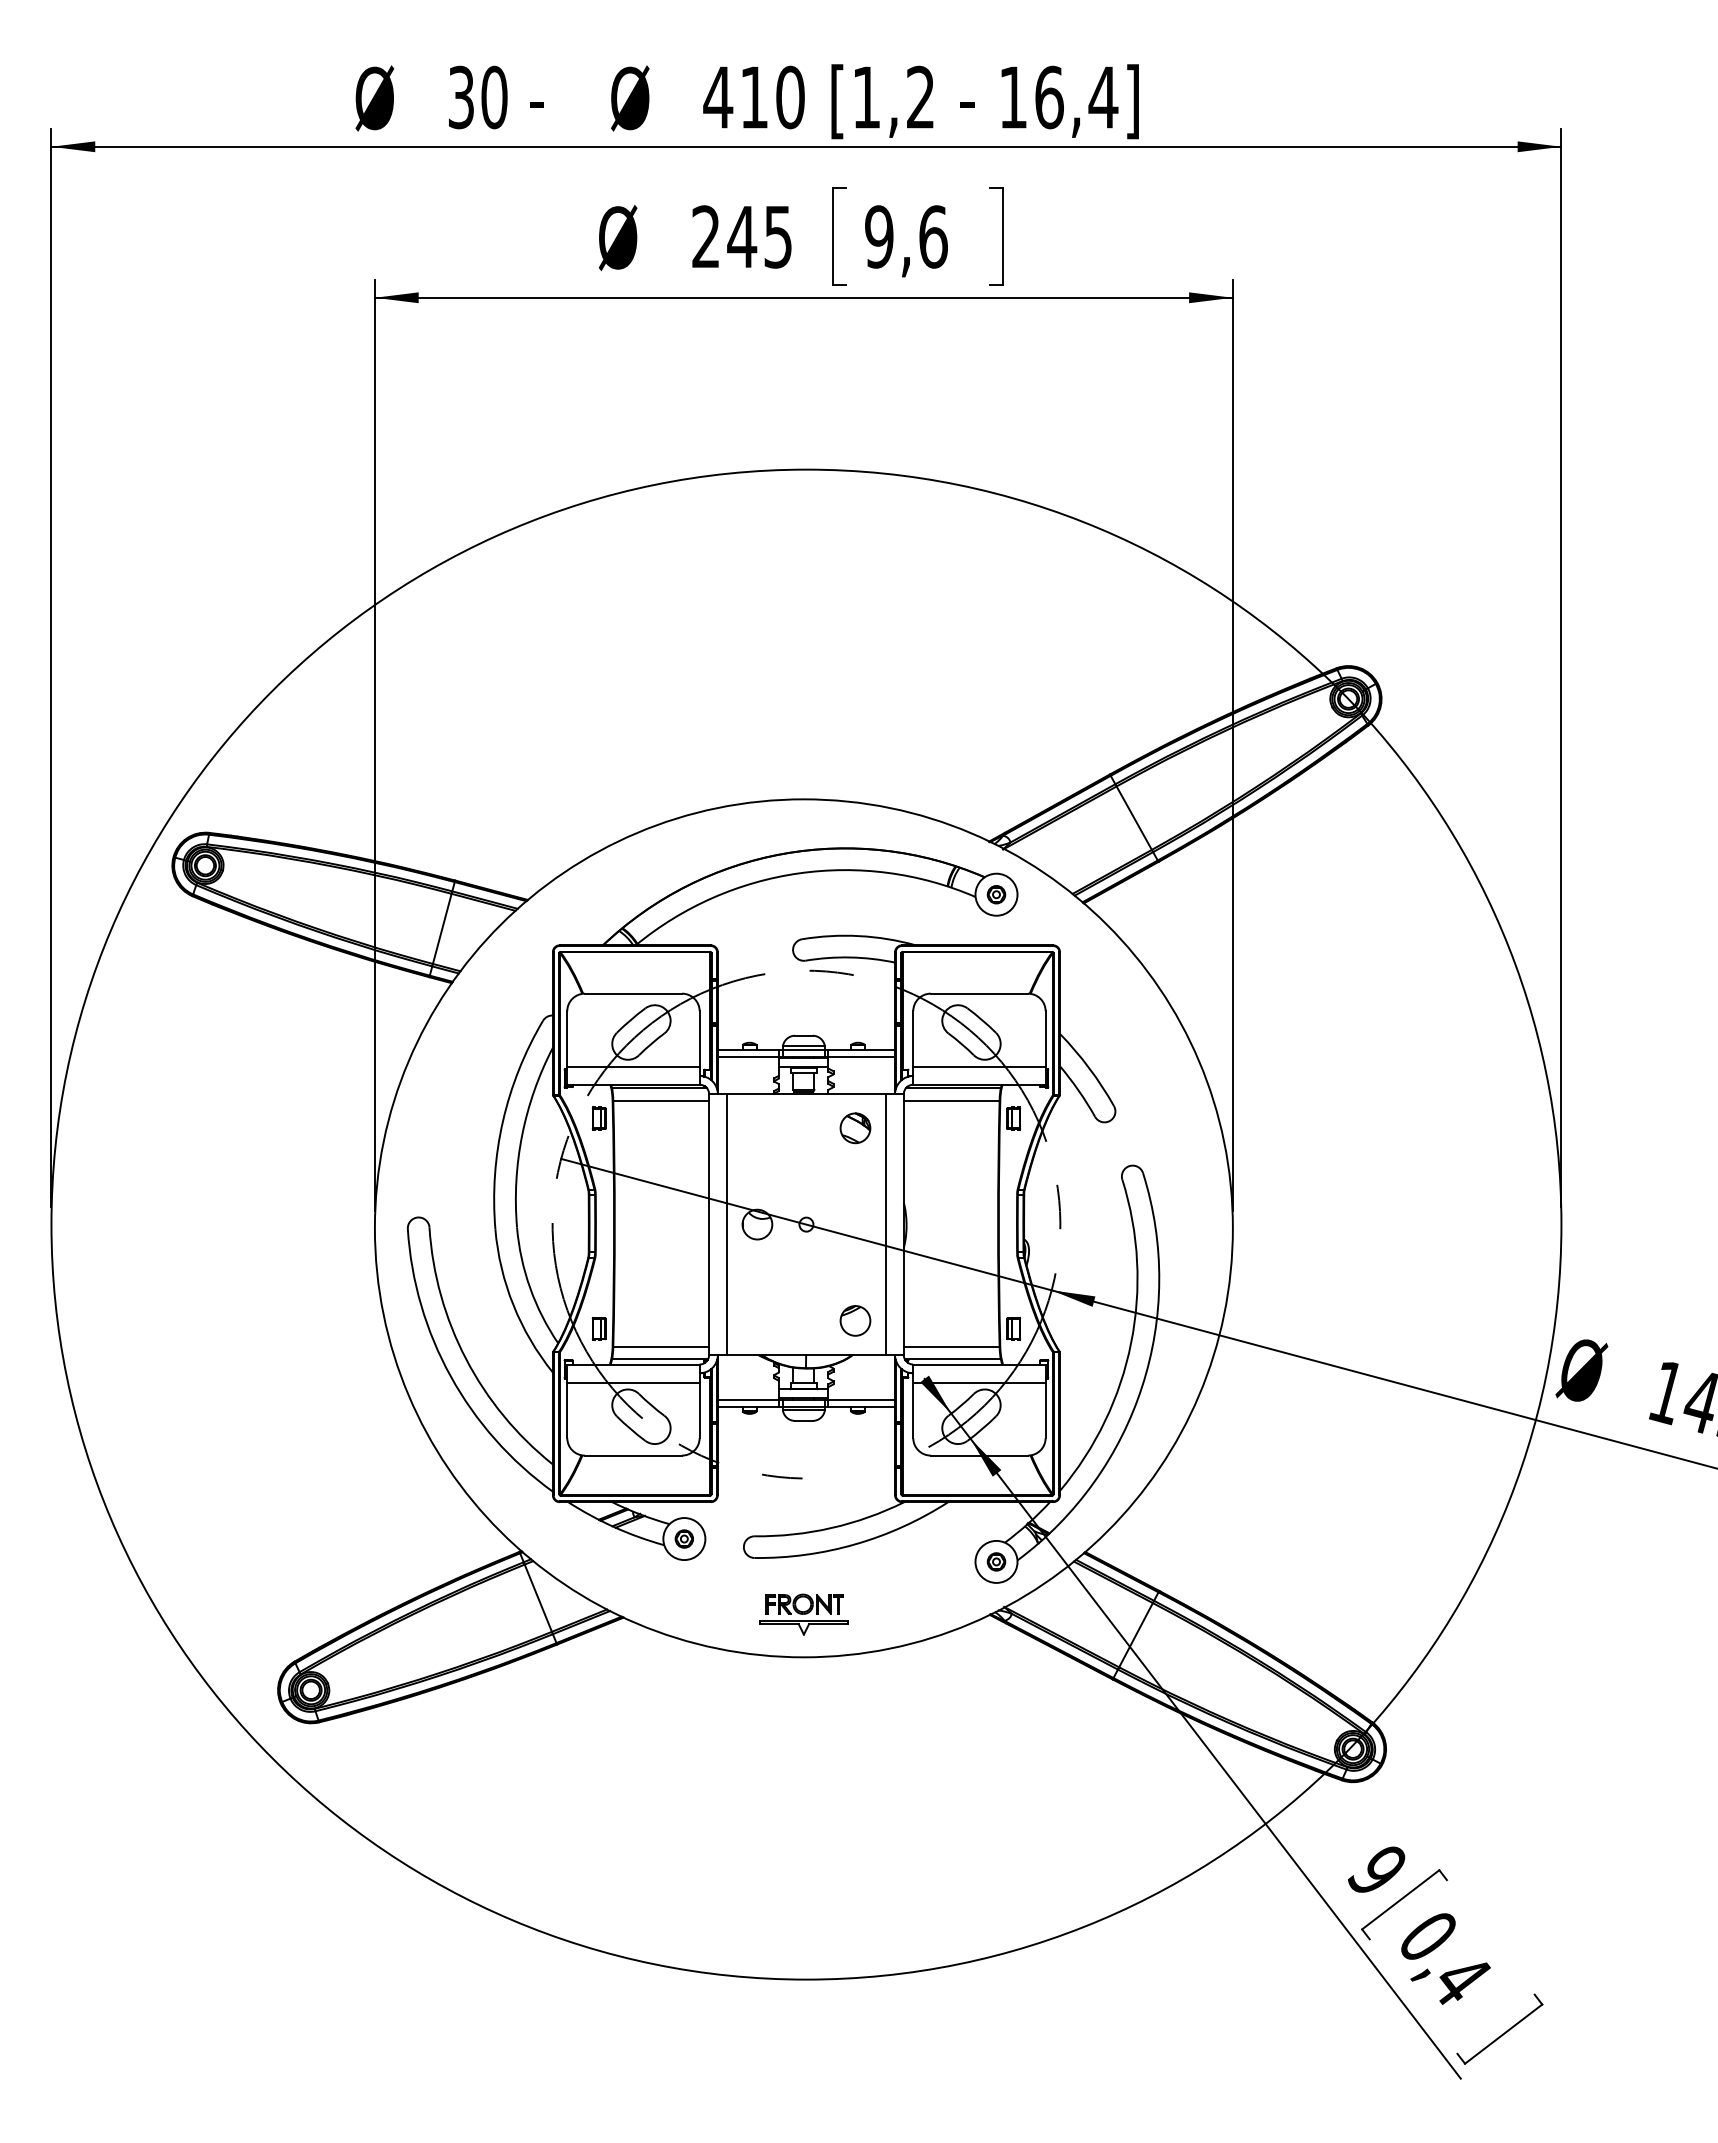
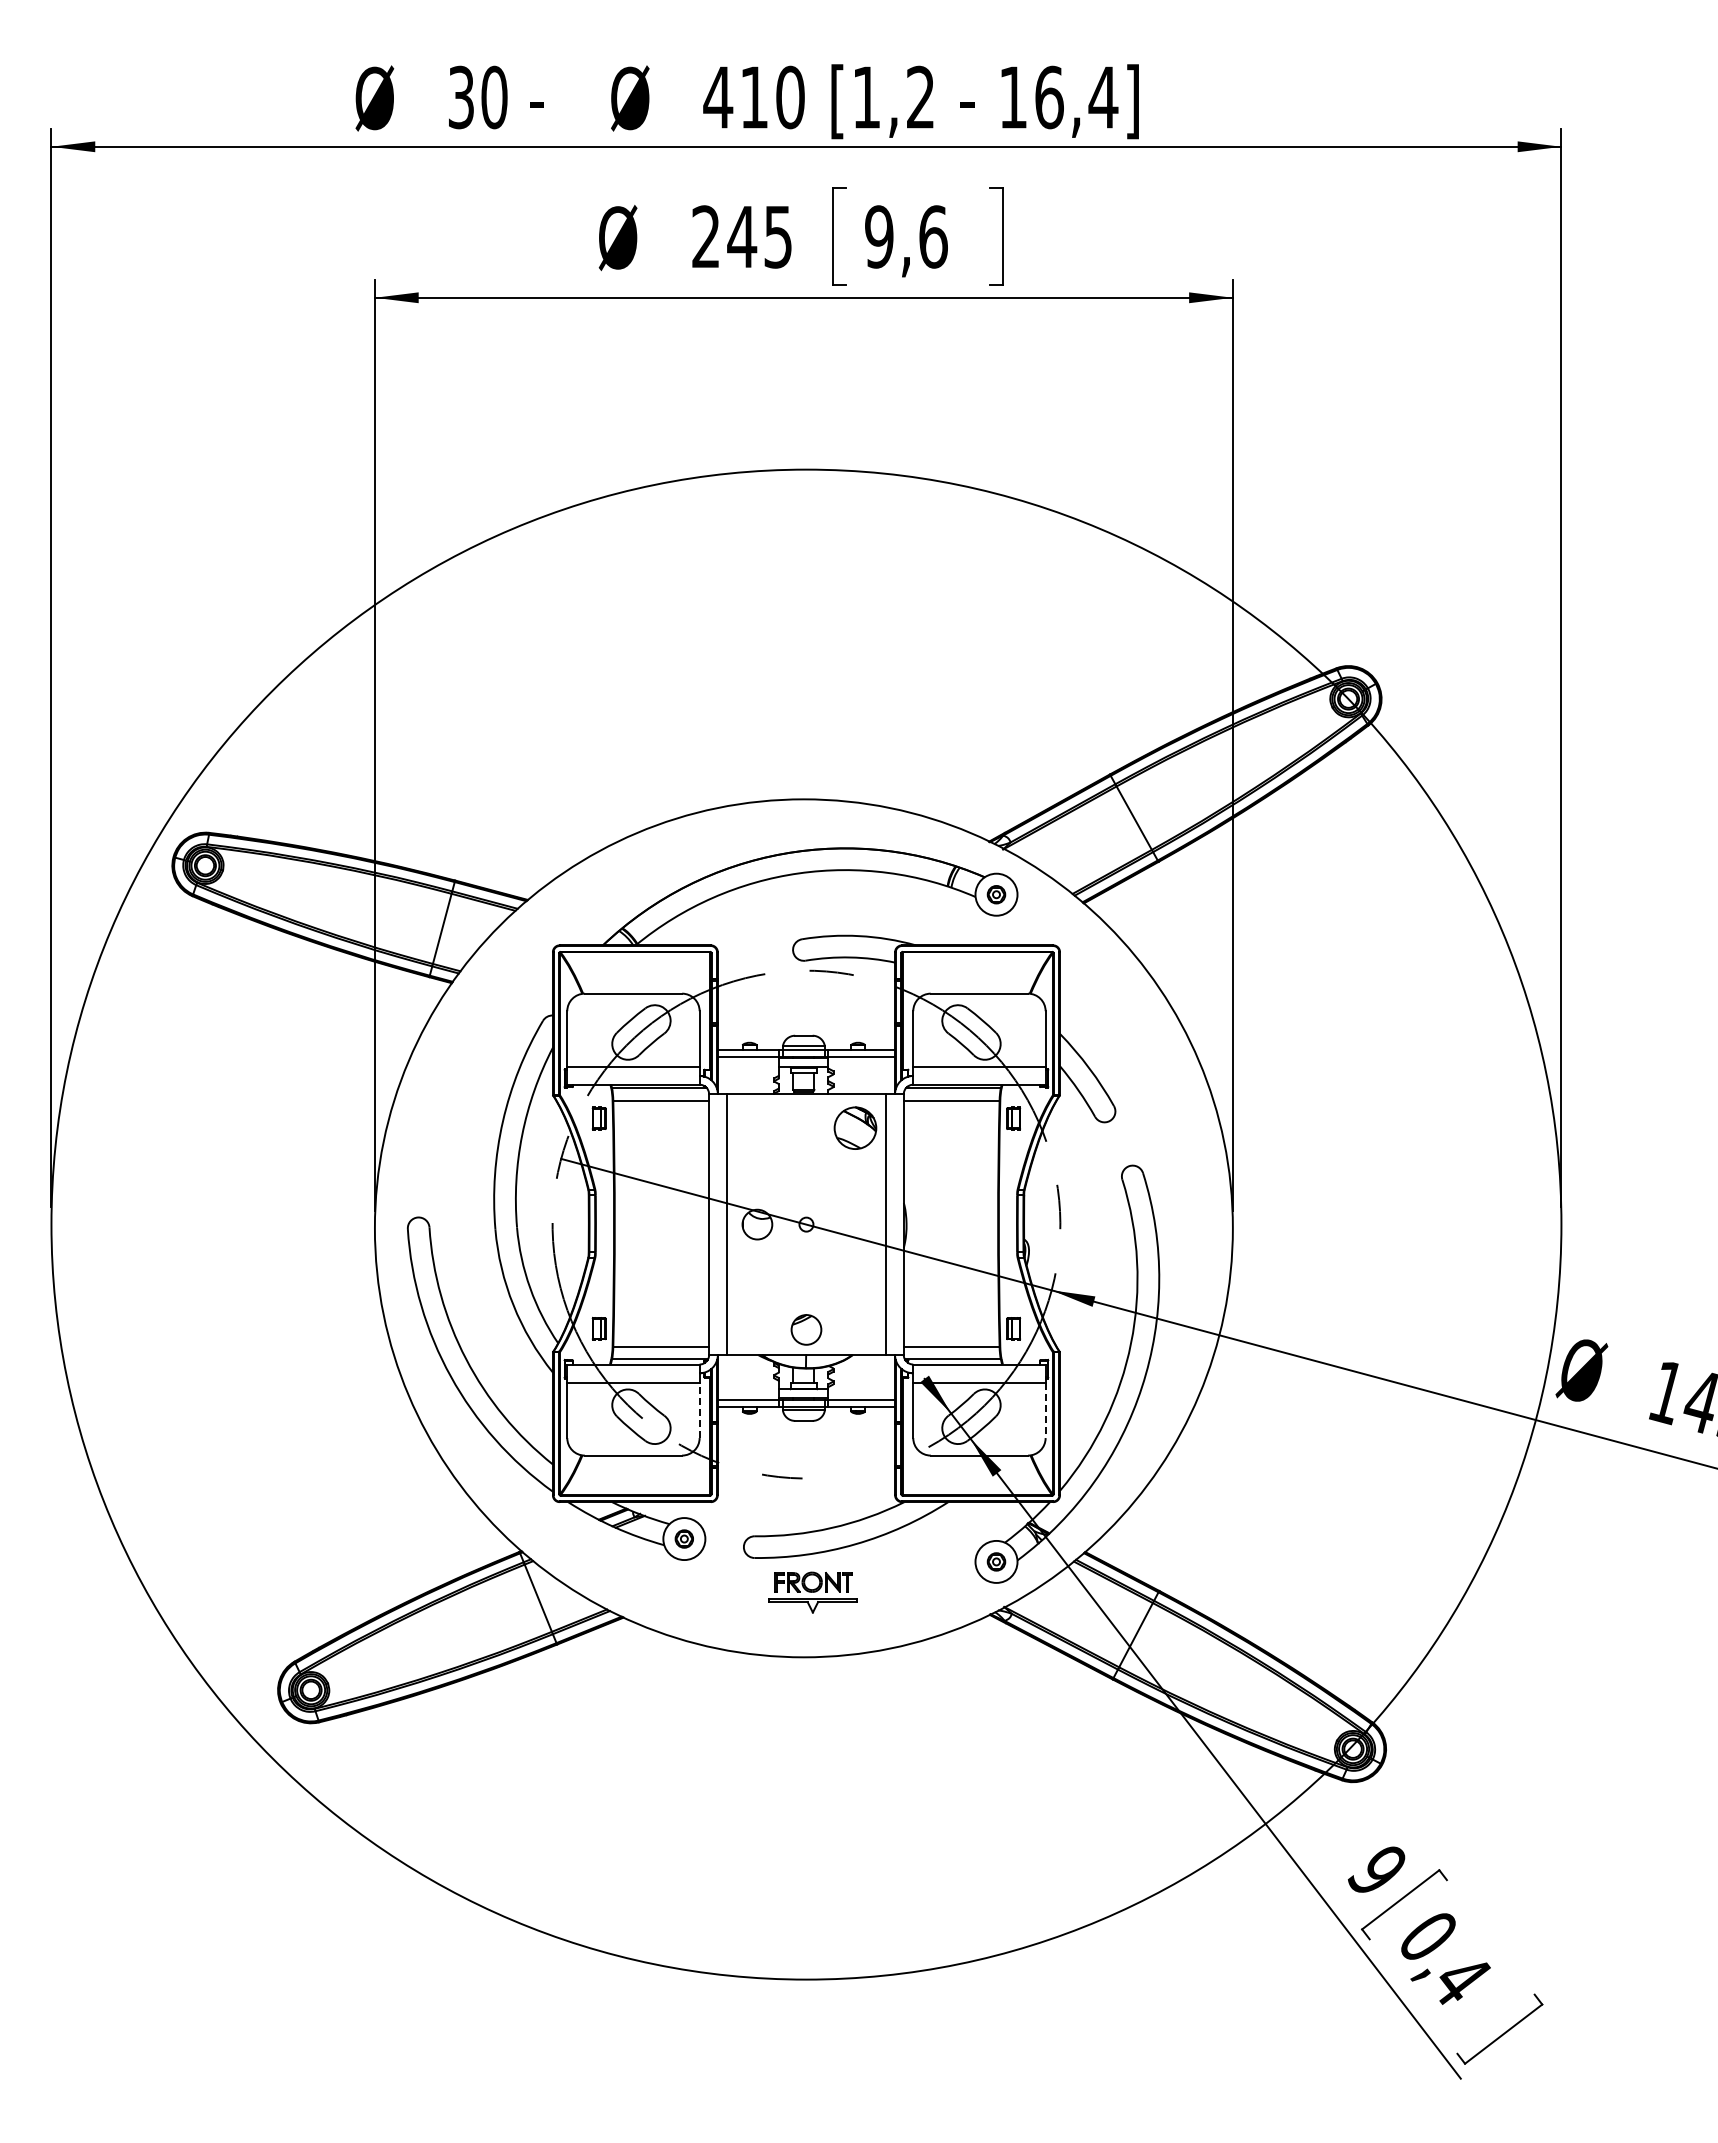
part size: 33x33 px -> 45x44 px (855, 1127)
part position: (855, 1320) -> (806, 1329) (806, 1329)
line: solid -> dashed (699, 1410)
line: solid -> dashed (1045, 1410)
part position: (803, 1614) -> (812, 1592) (812, 1592)
